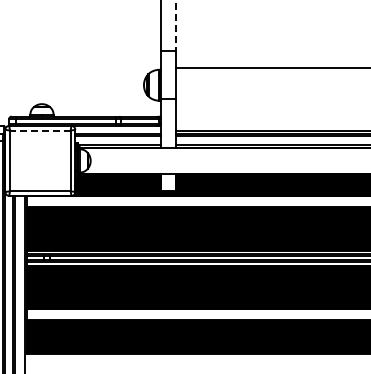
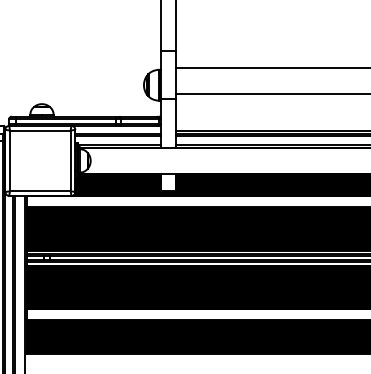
line: dashed -> solid (175, 25)
line: none -> present (271, 93)
line: dashed -> solid (39, 130)
